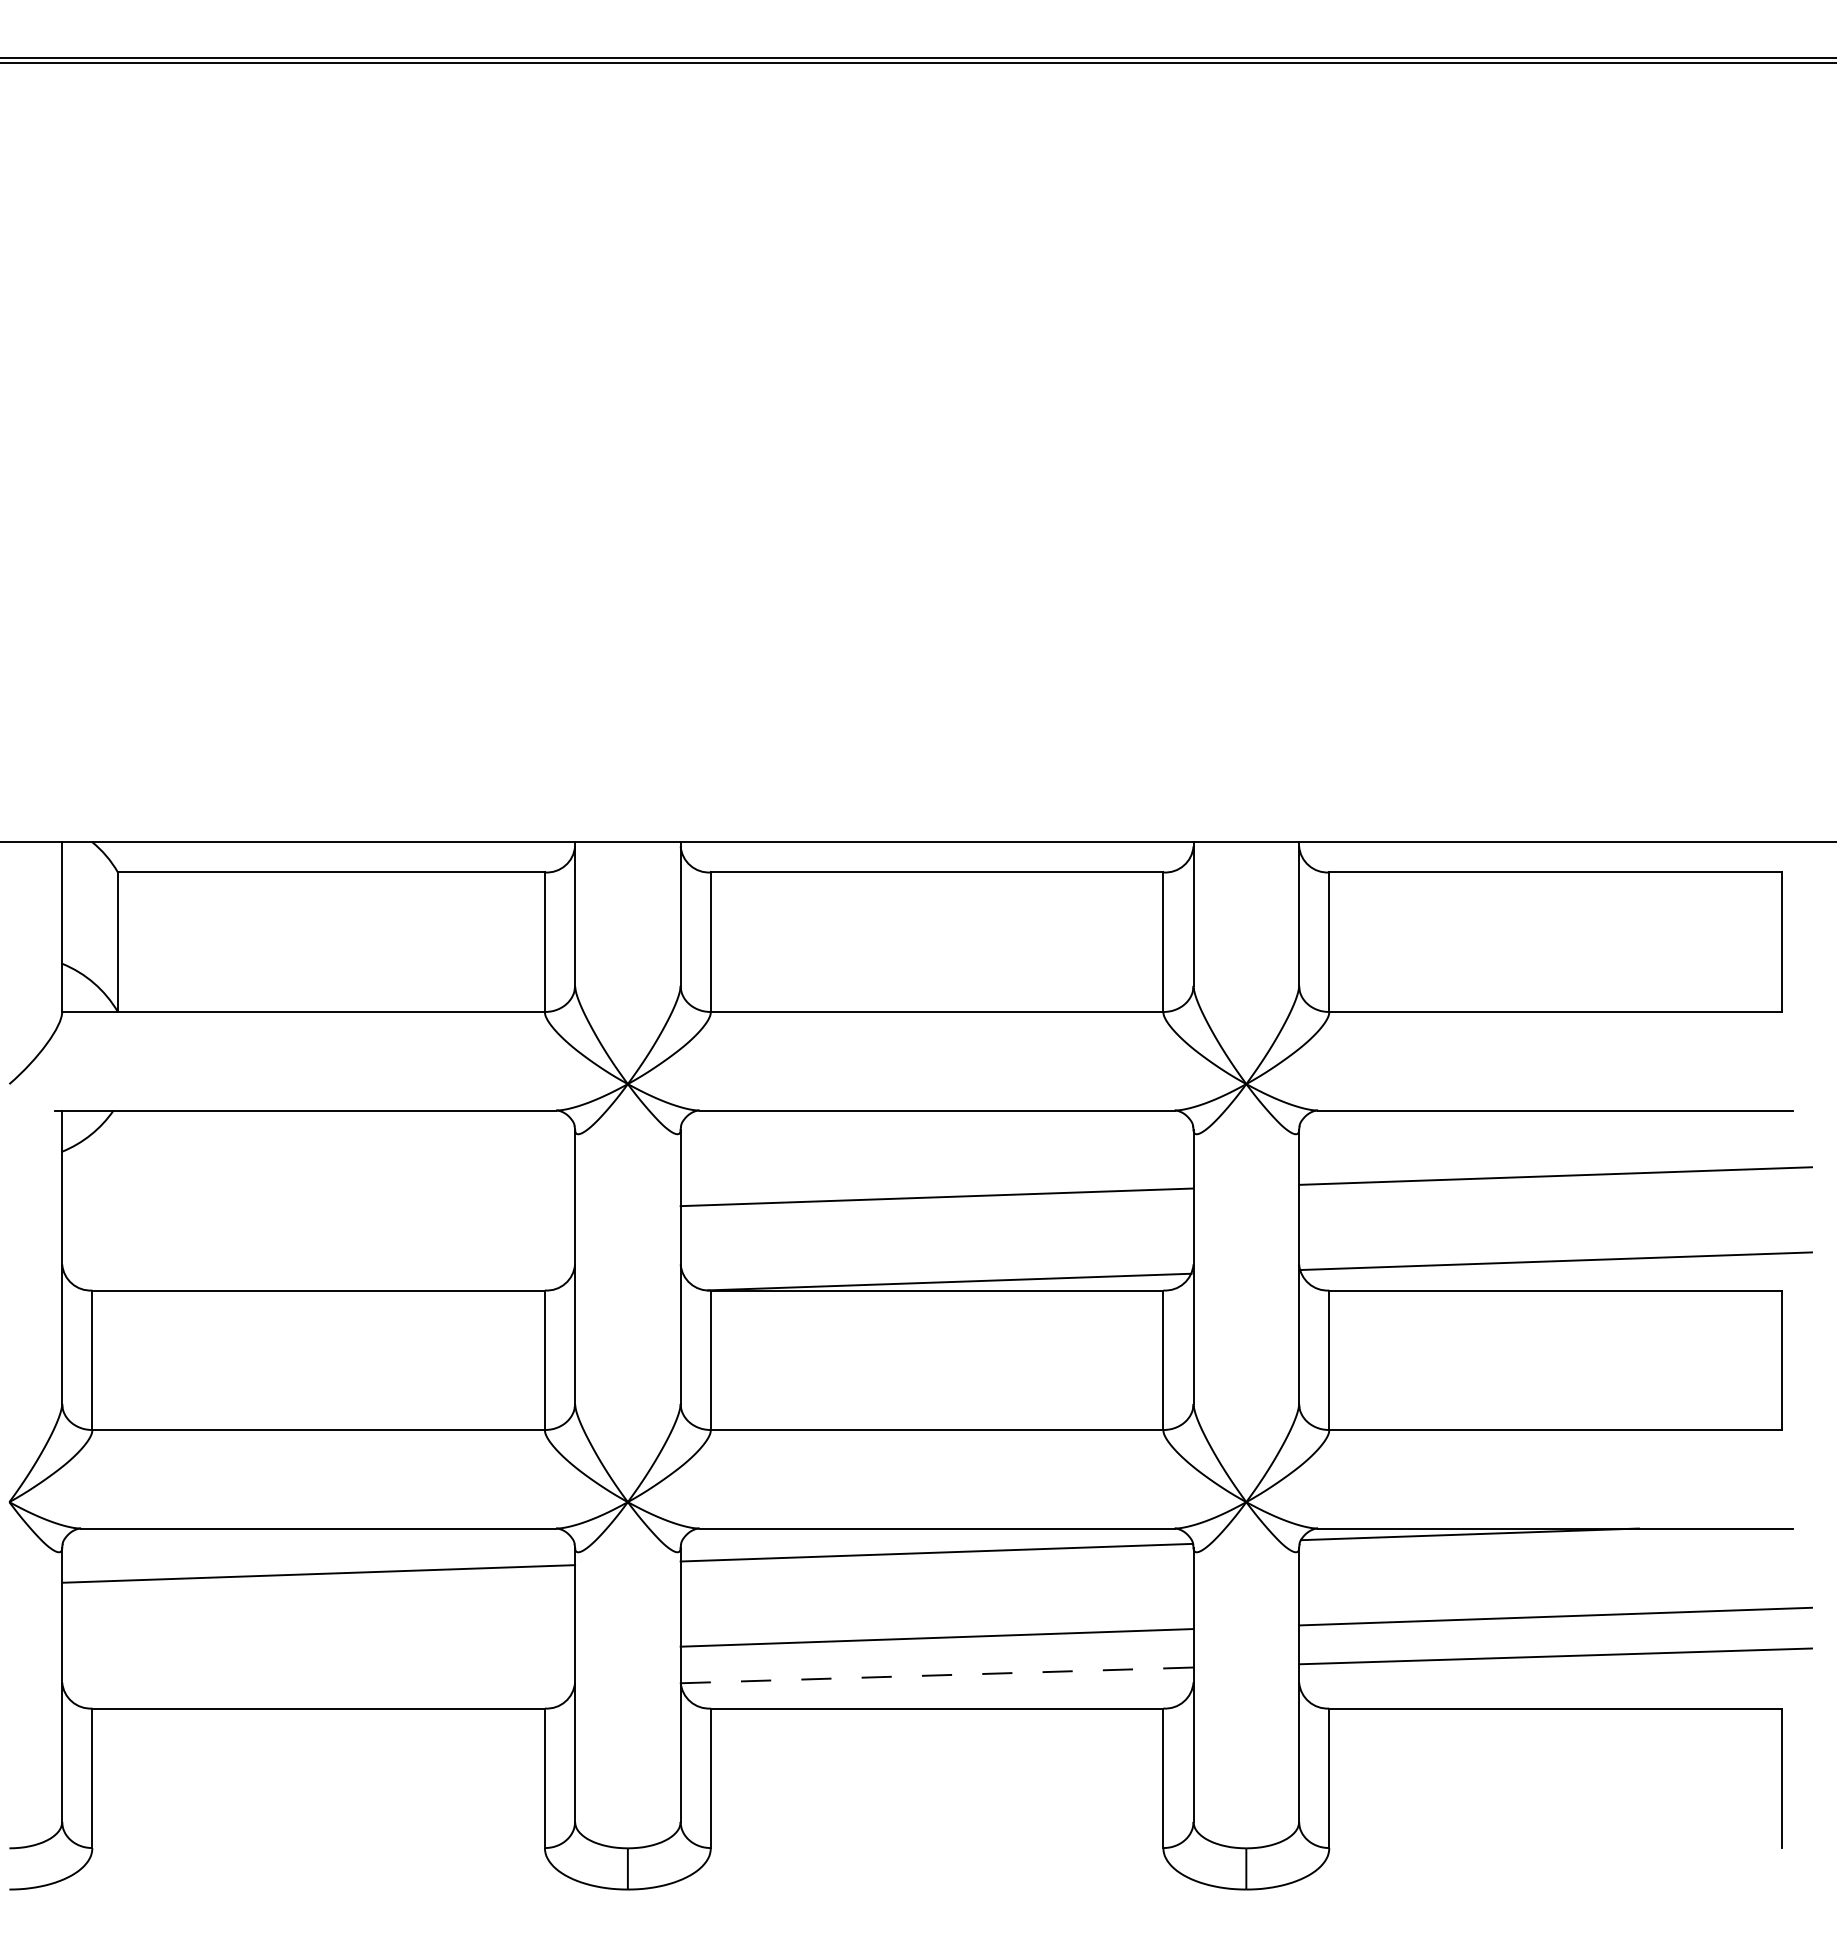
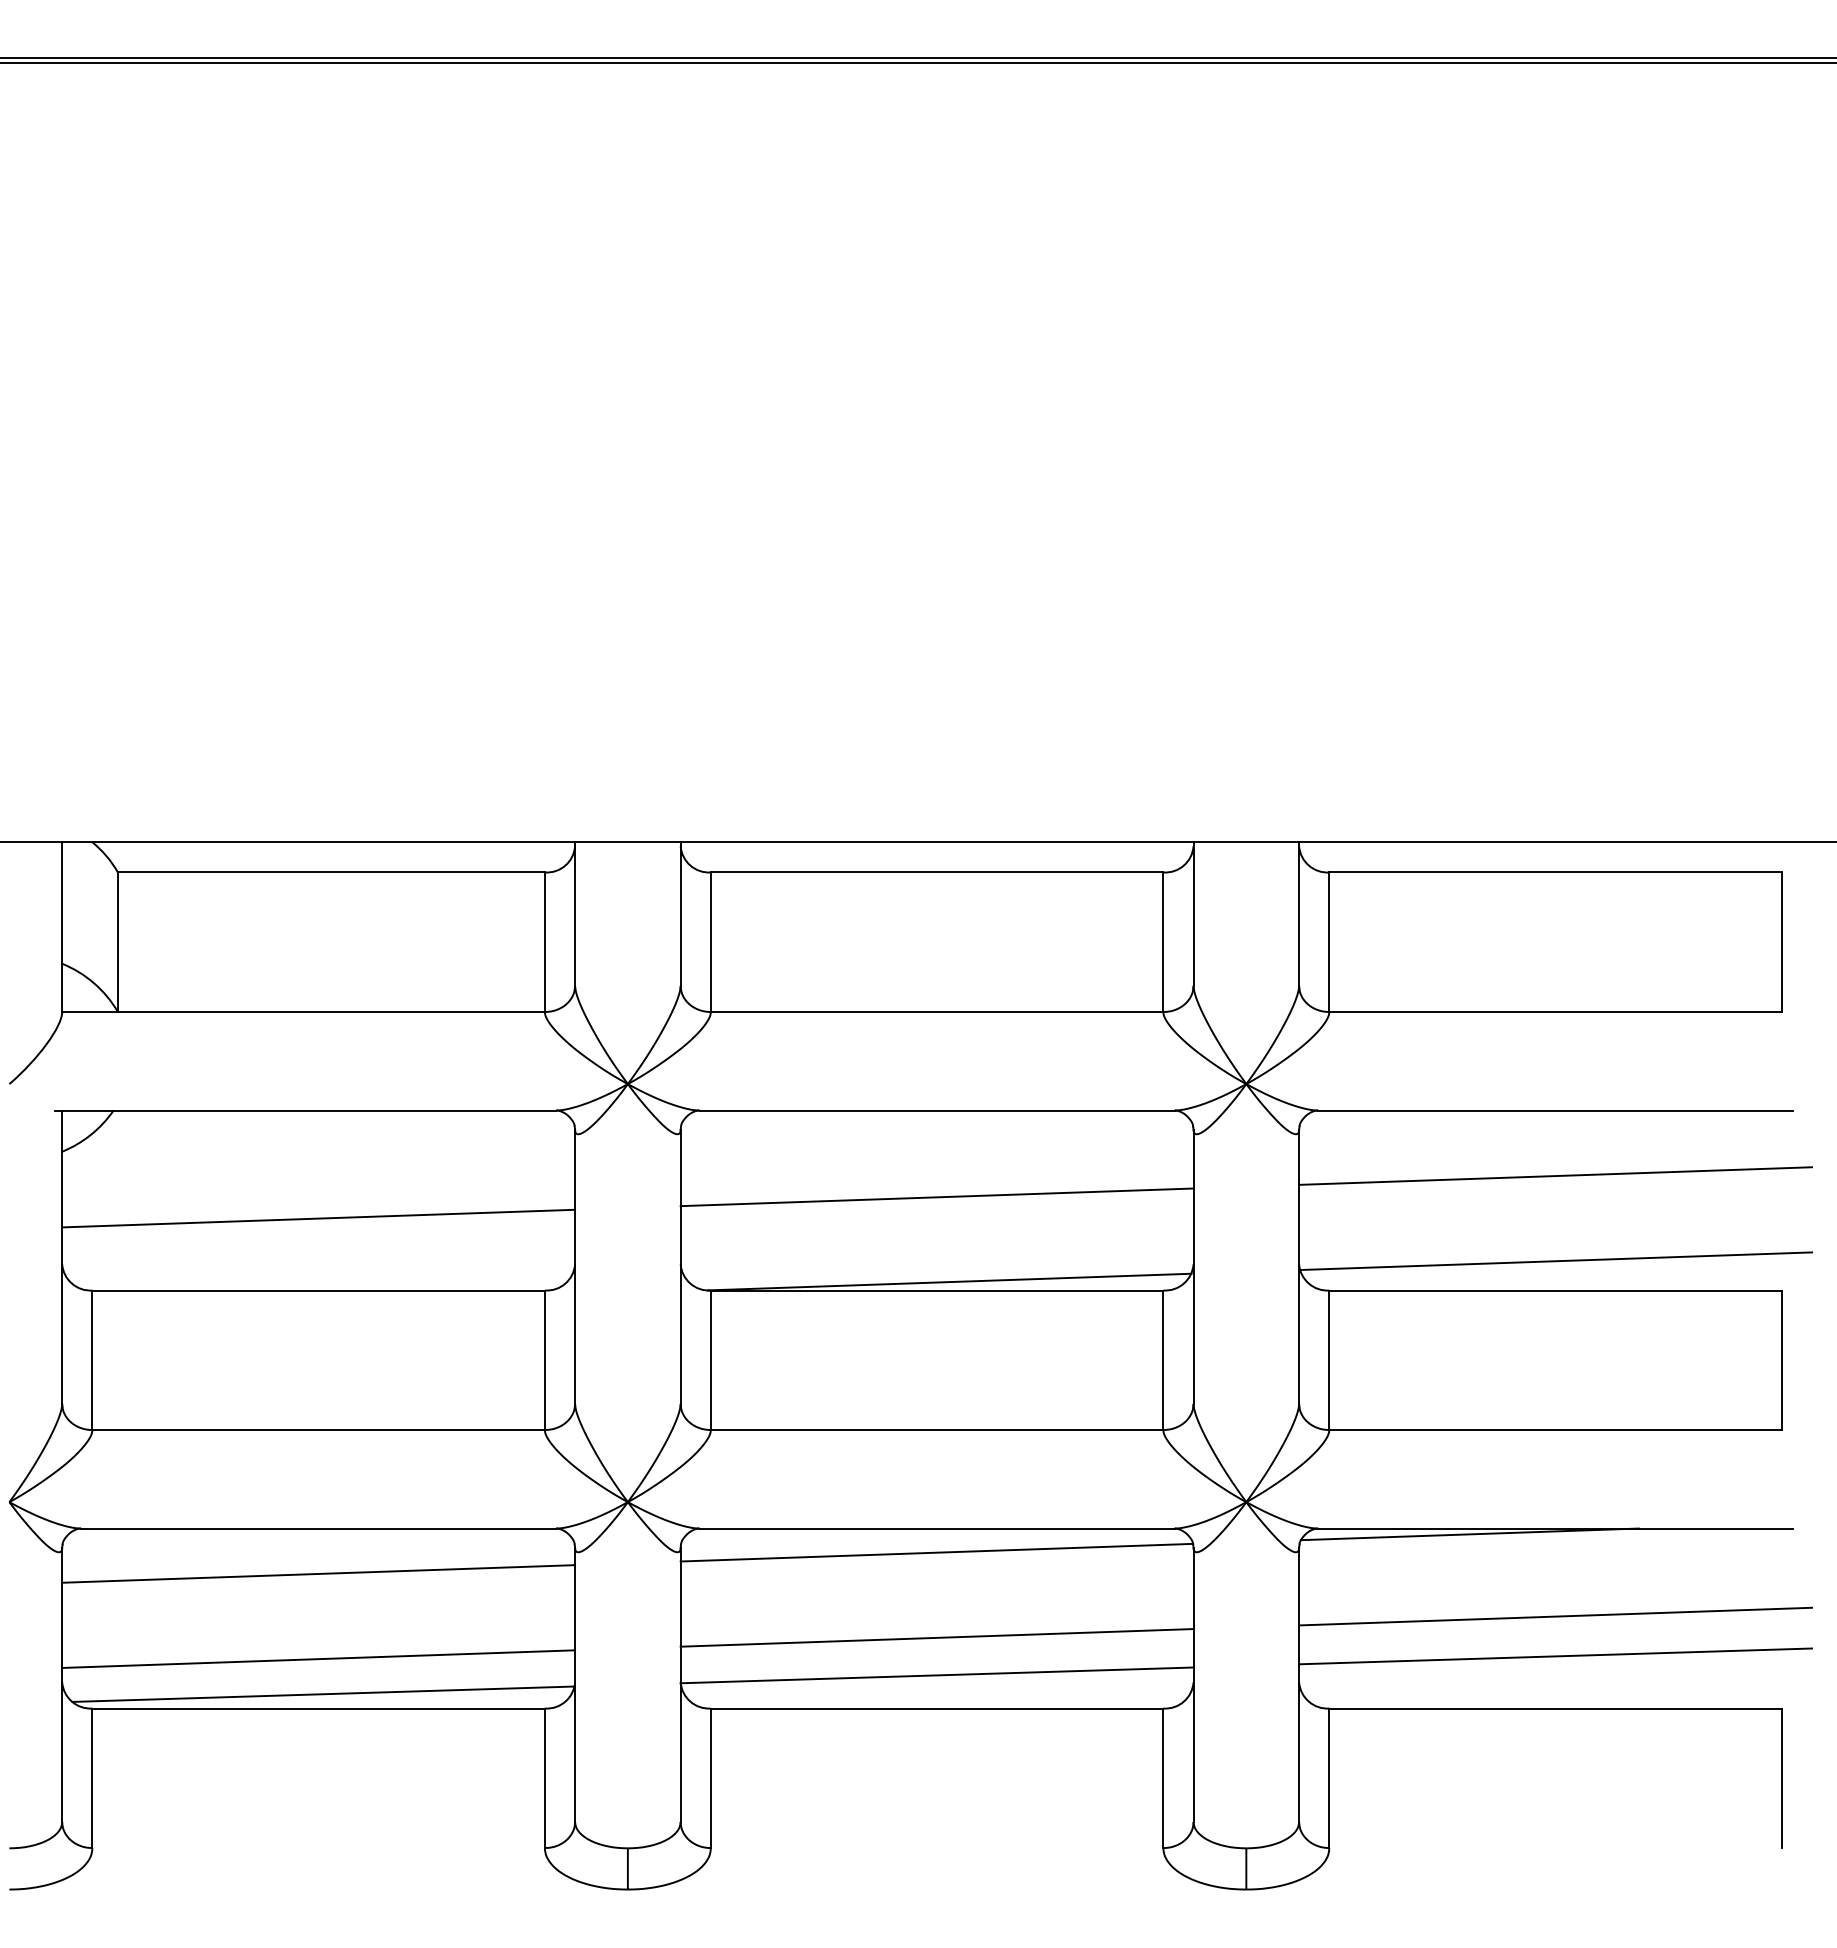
line: none -> present (318, 1218)
line: none -> present (318, 1658)
line: dashed -> solid (937, 1675)
line: none -> present (323, 1693)
